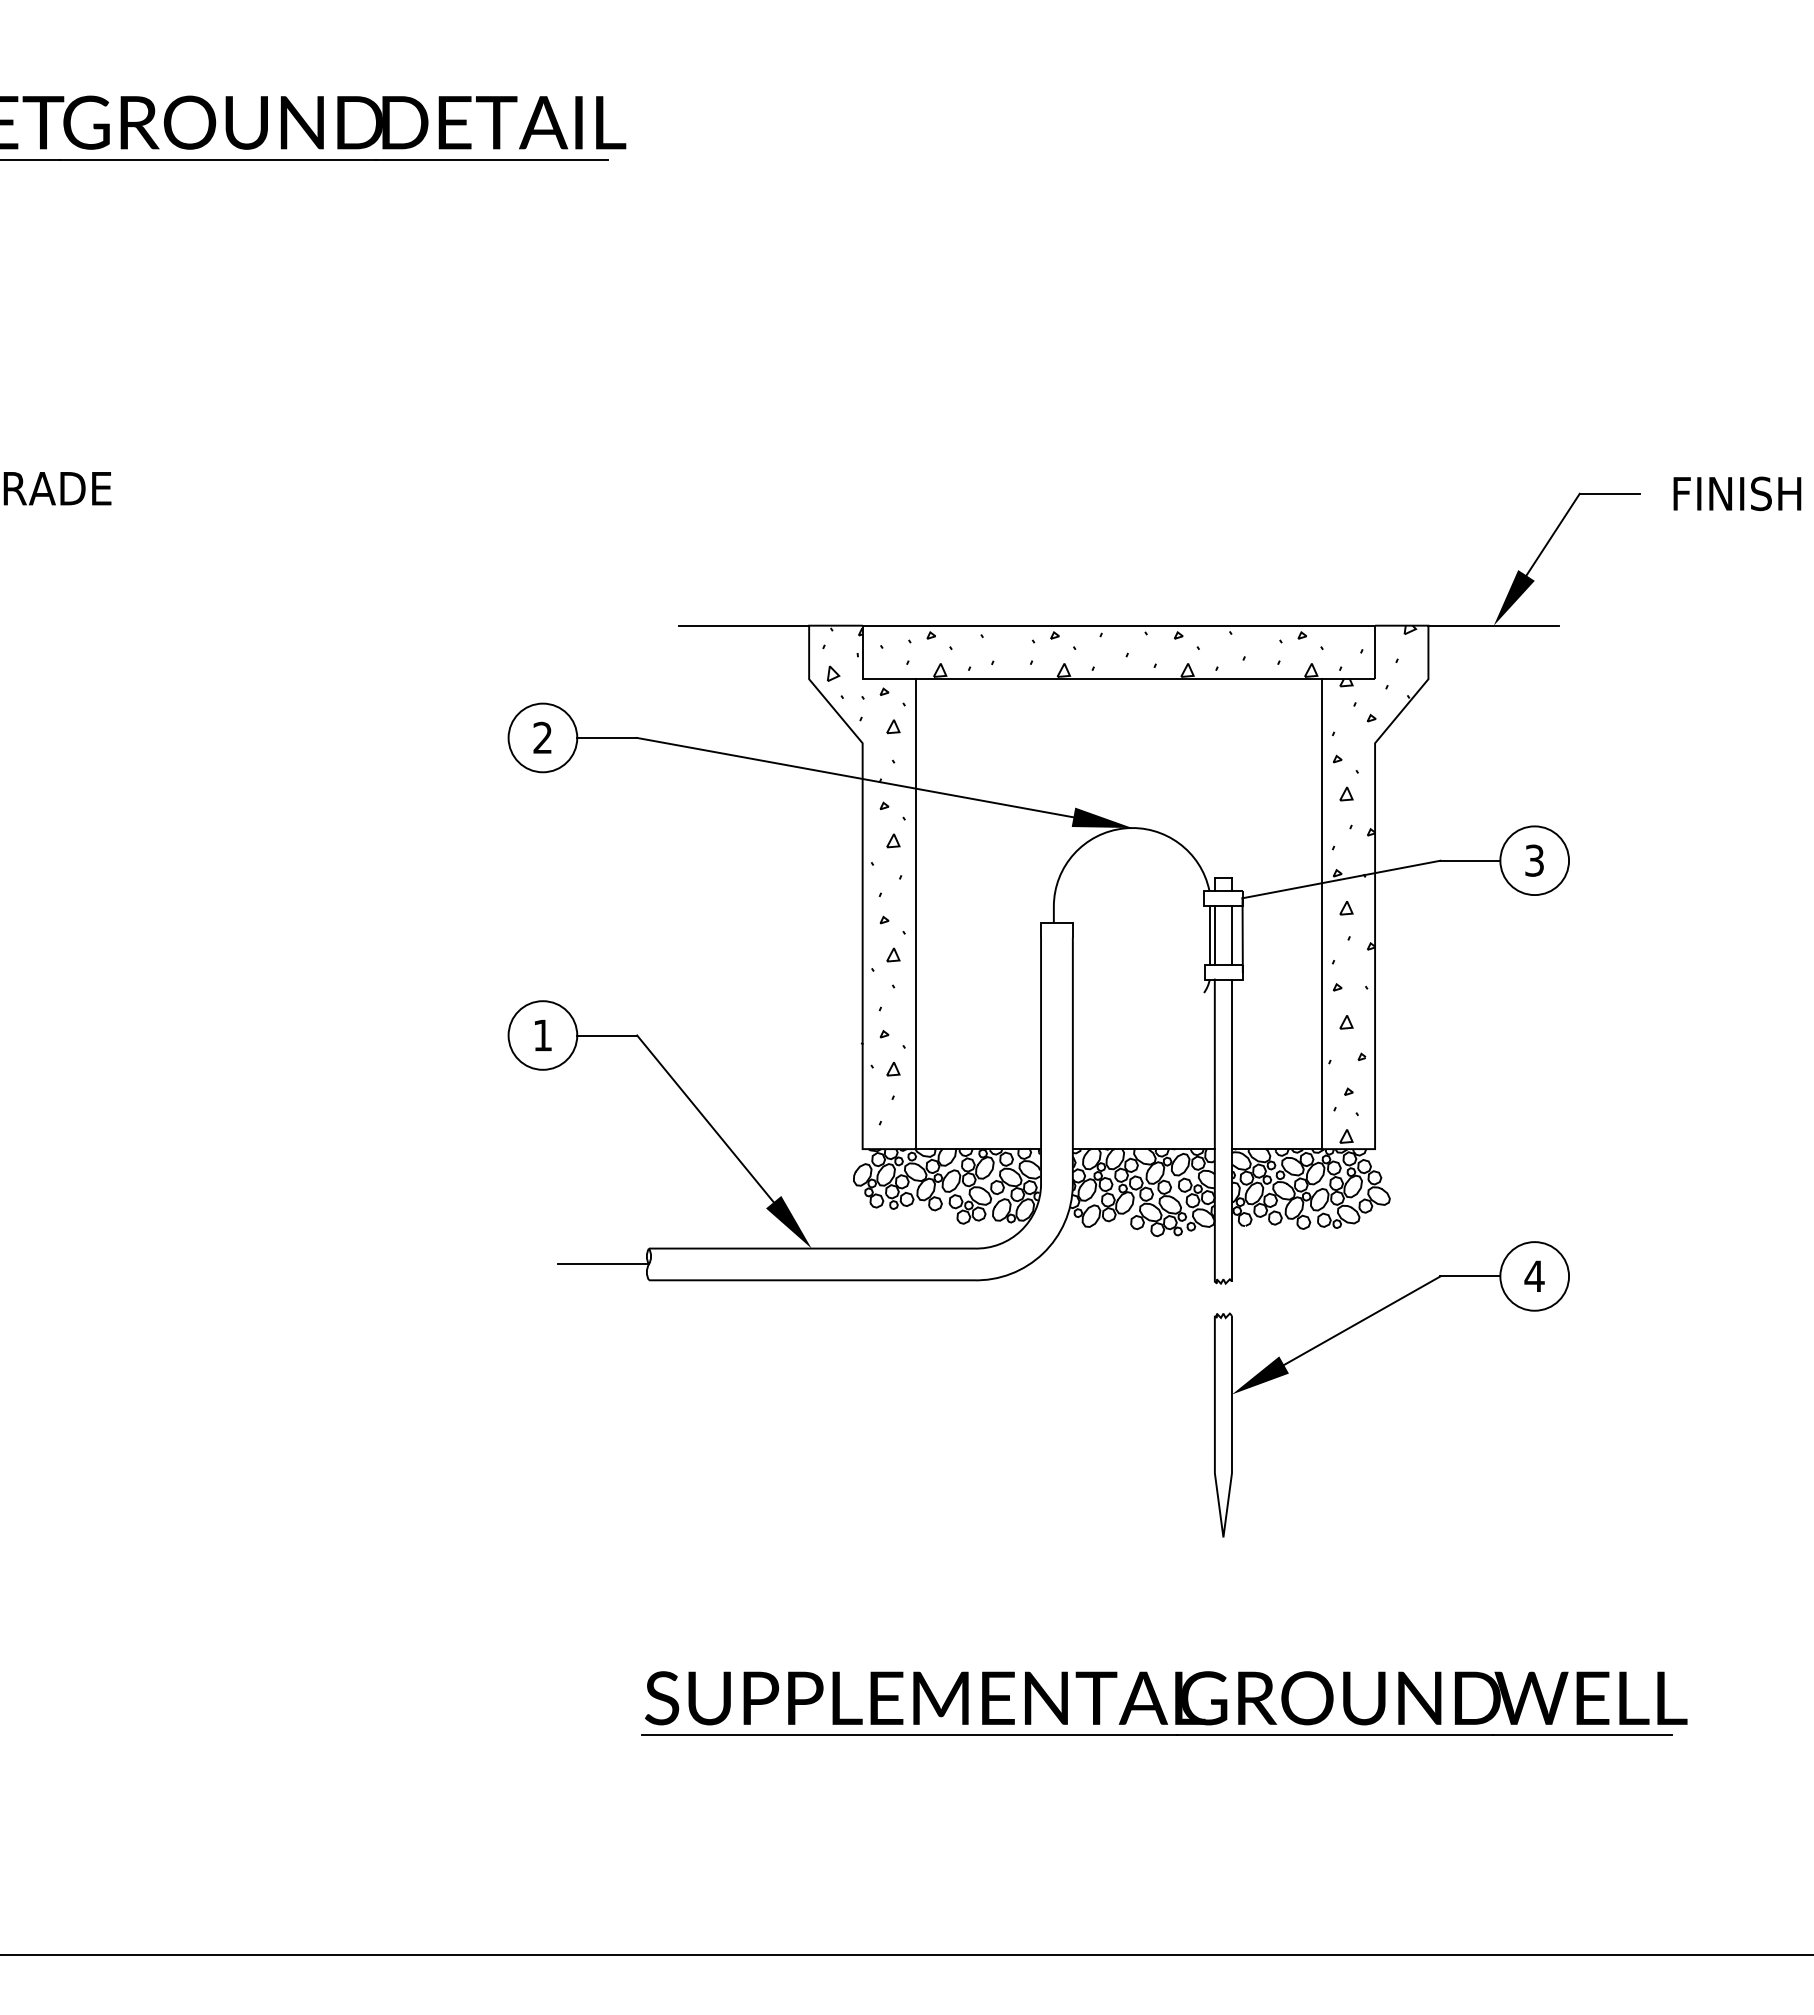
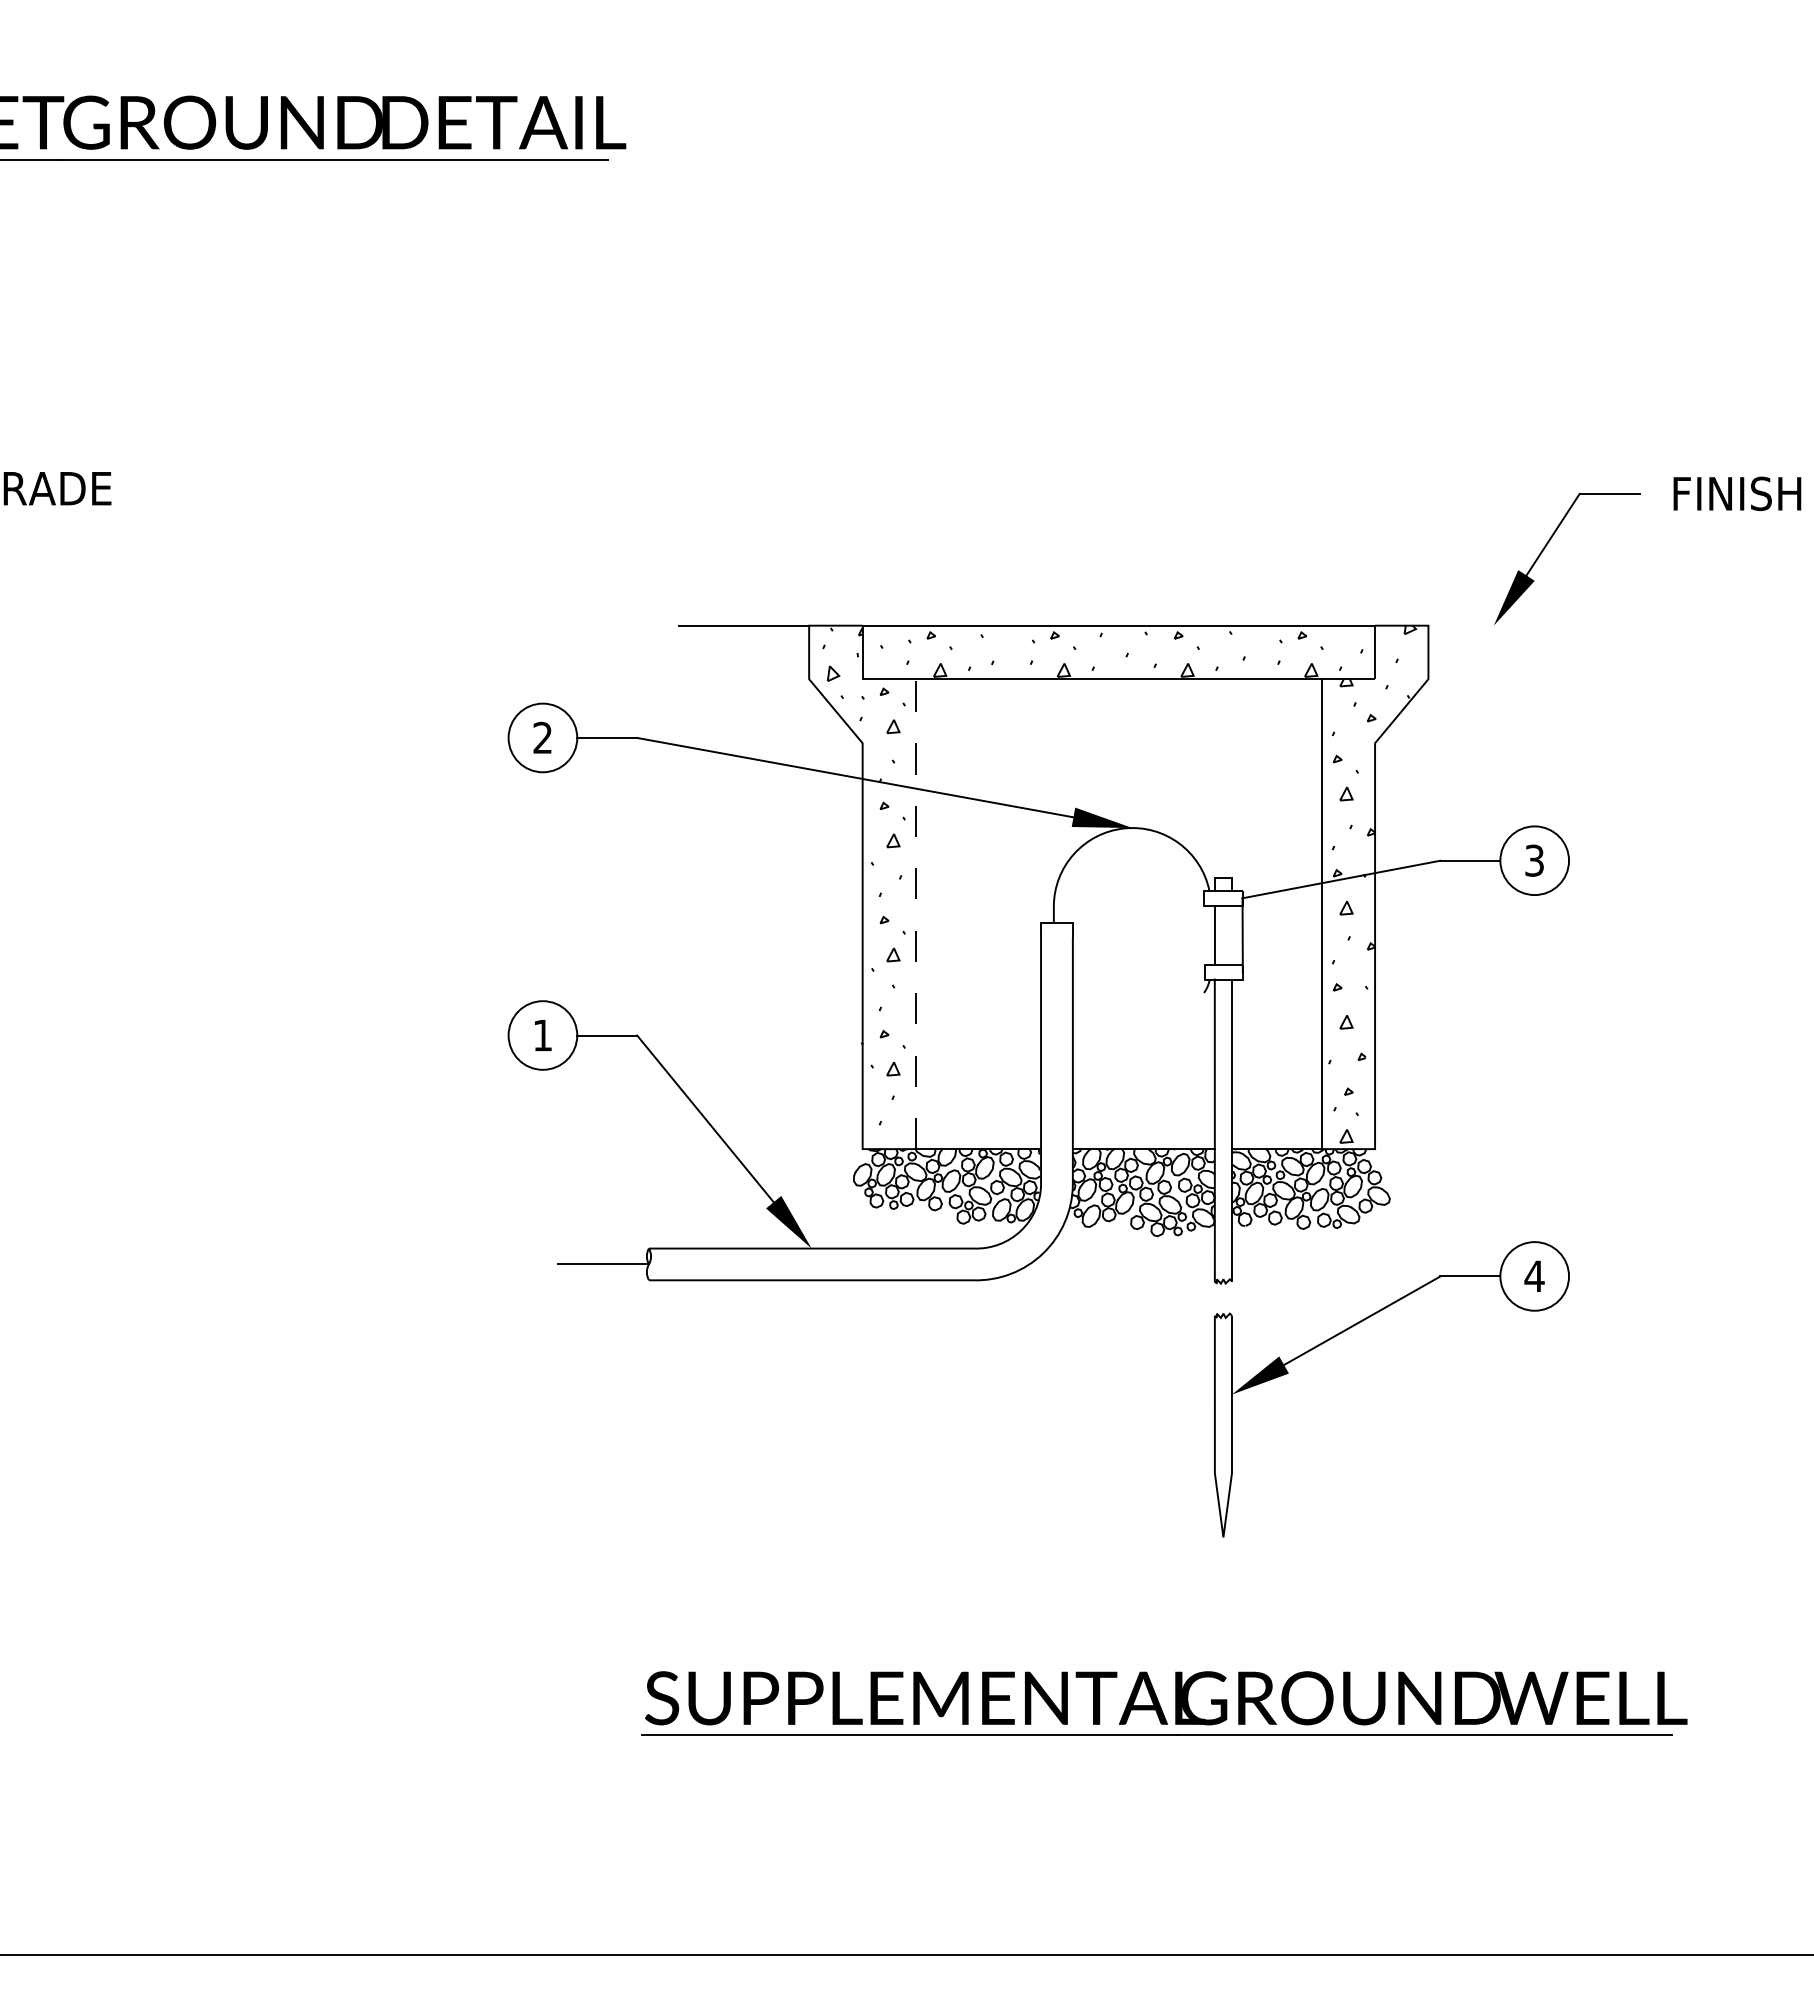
line: present -> none (1493, 625)
line: solid -> dashed (916, 914)
line: present -> none (1209, 934)
line: present -> none (1231, 934)
